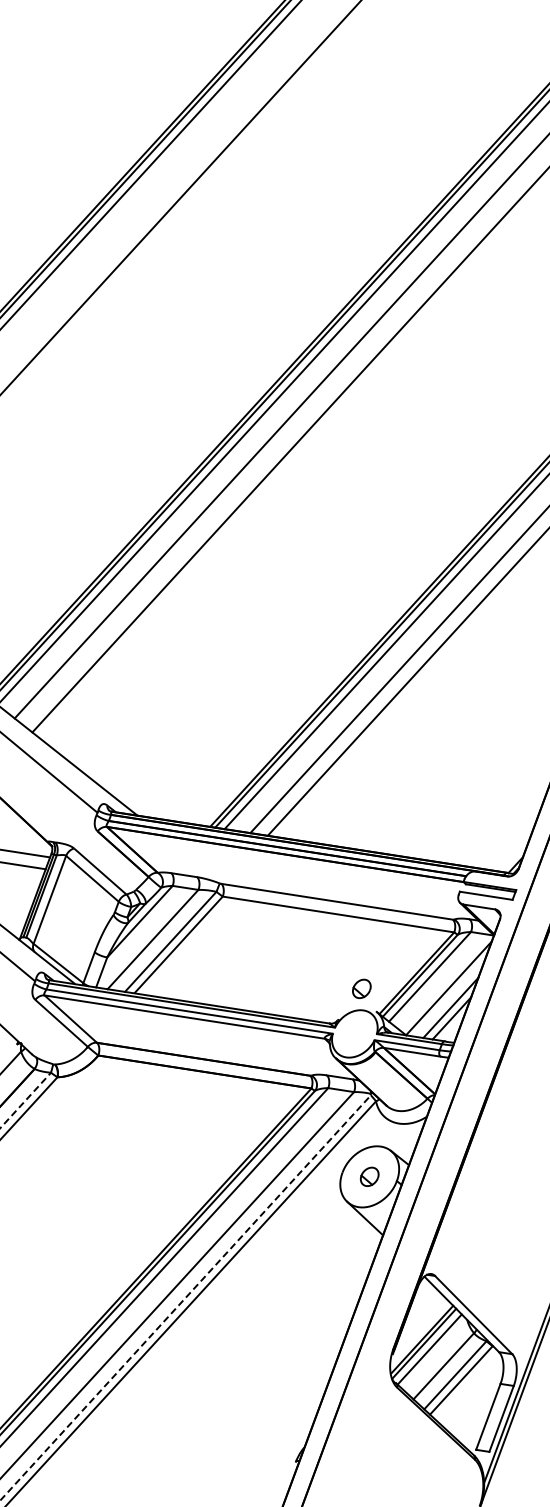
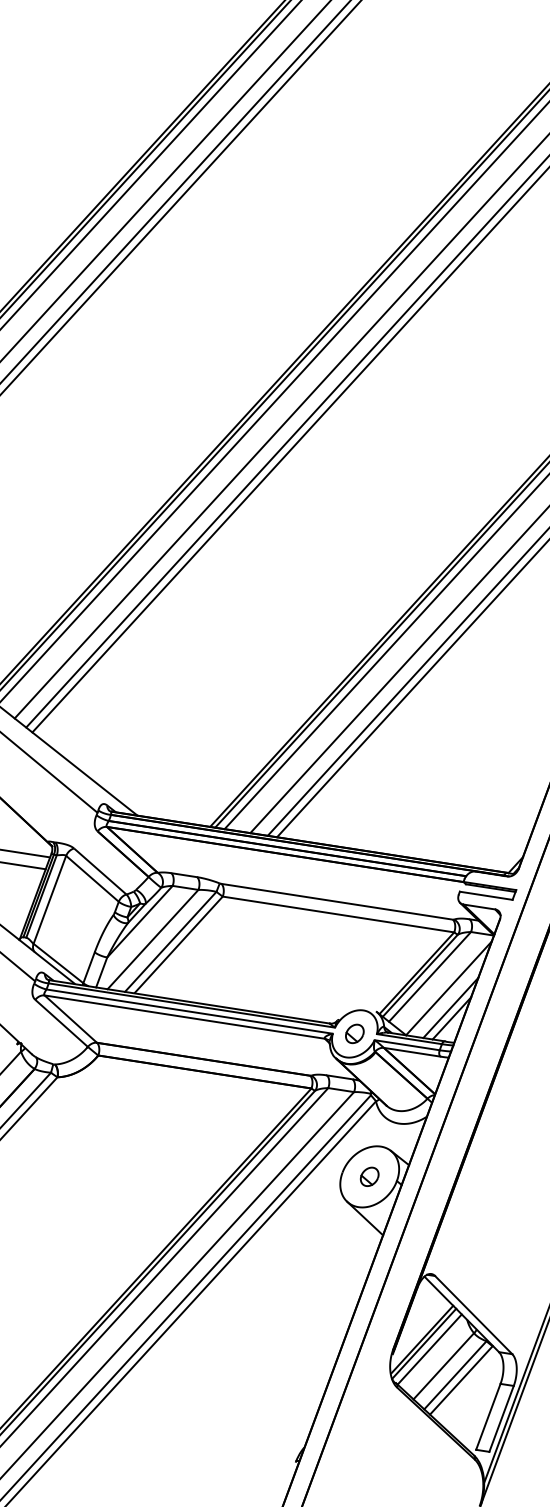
line: none -> present (165, 180)
line: none -> present (175, 191)
line: none -> present (286, 442)
line: none -> present (411, 689)
part position: (361, 988) -> (354, 1033) (354, 1033)
line: dashed -> solid (26, 1100)
line: dashed -> solid (185, 1298)
